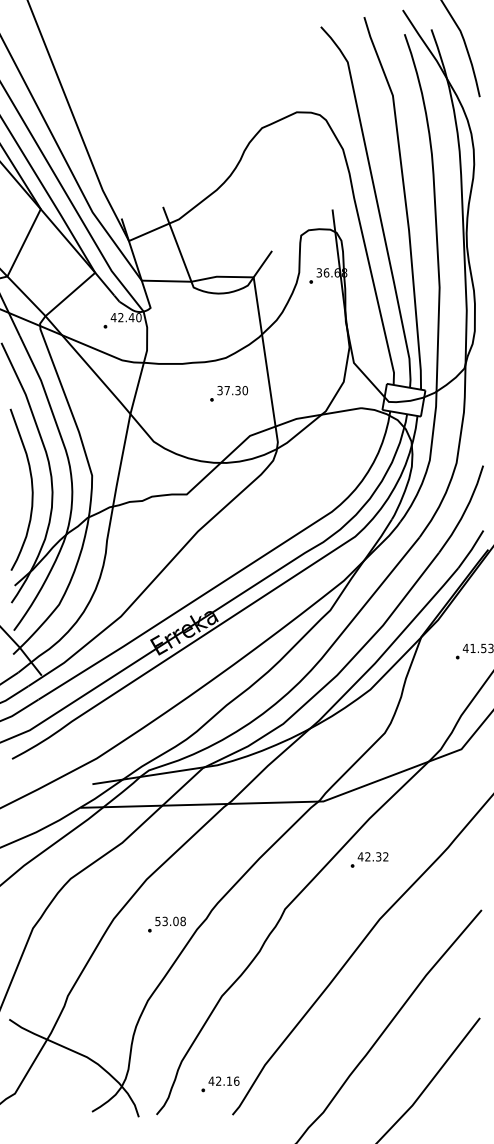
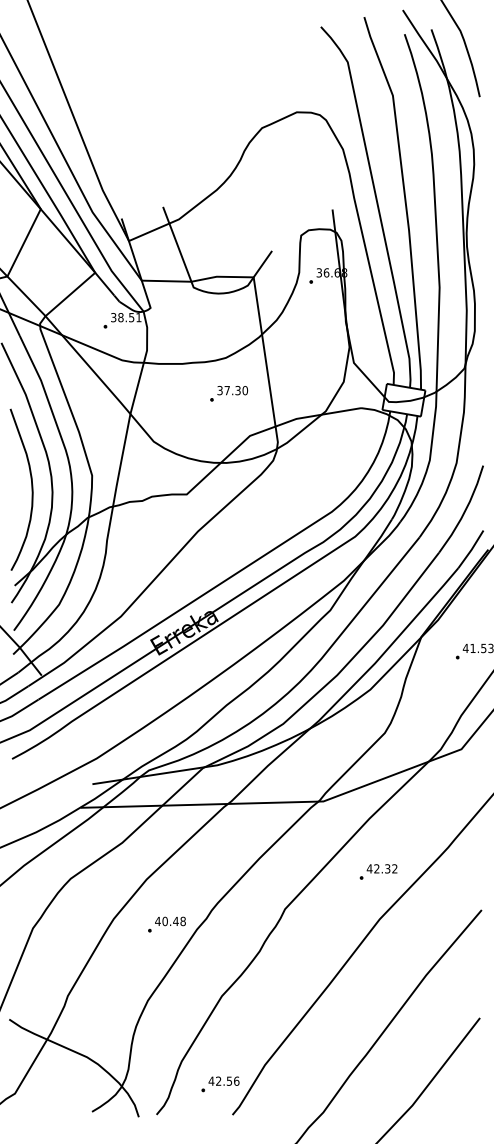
text: 42.40 -> 38.51 (125, 317)
part position: (369, 859) -> (378, 871) (378, 871)
text: 53.08 -> 40.48 (166, 921)
text: 42.16 -> 42.56 (229, 1080)
